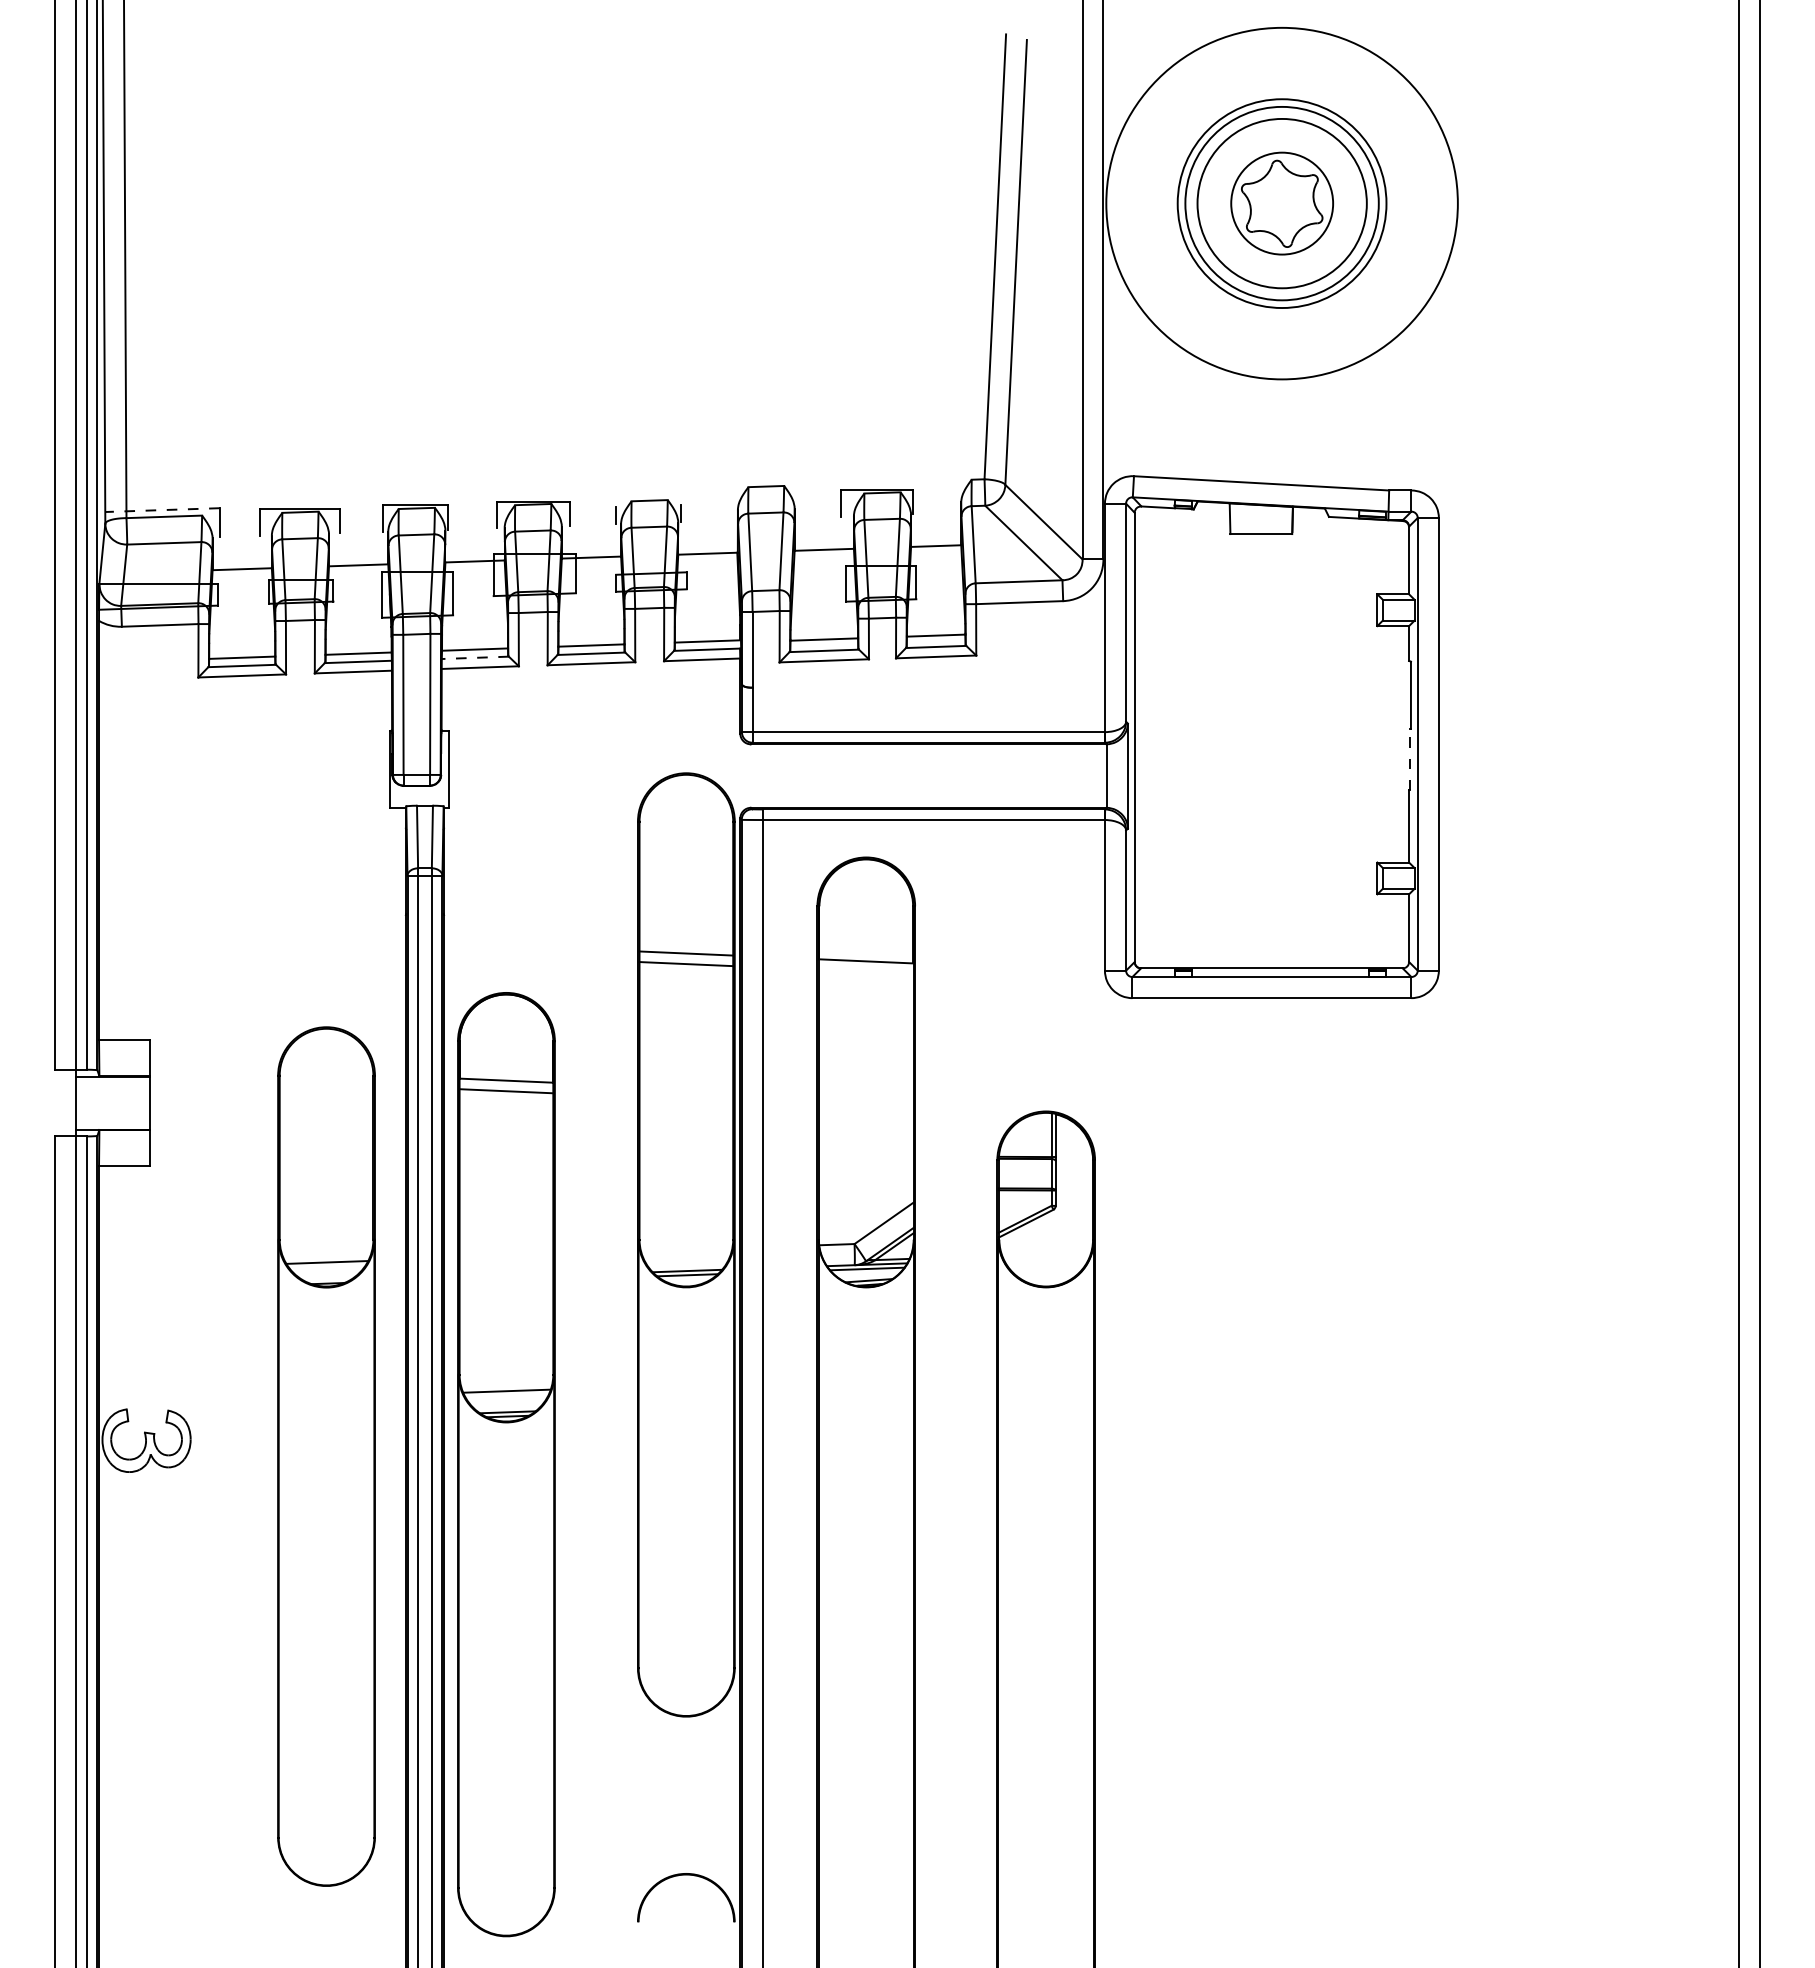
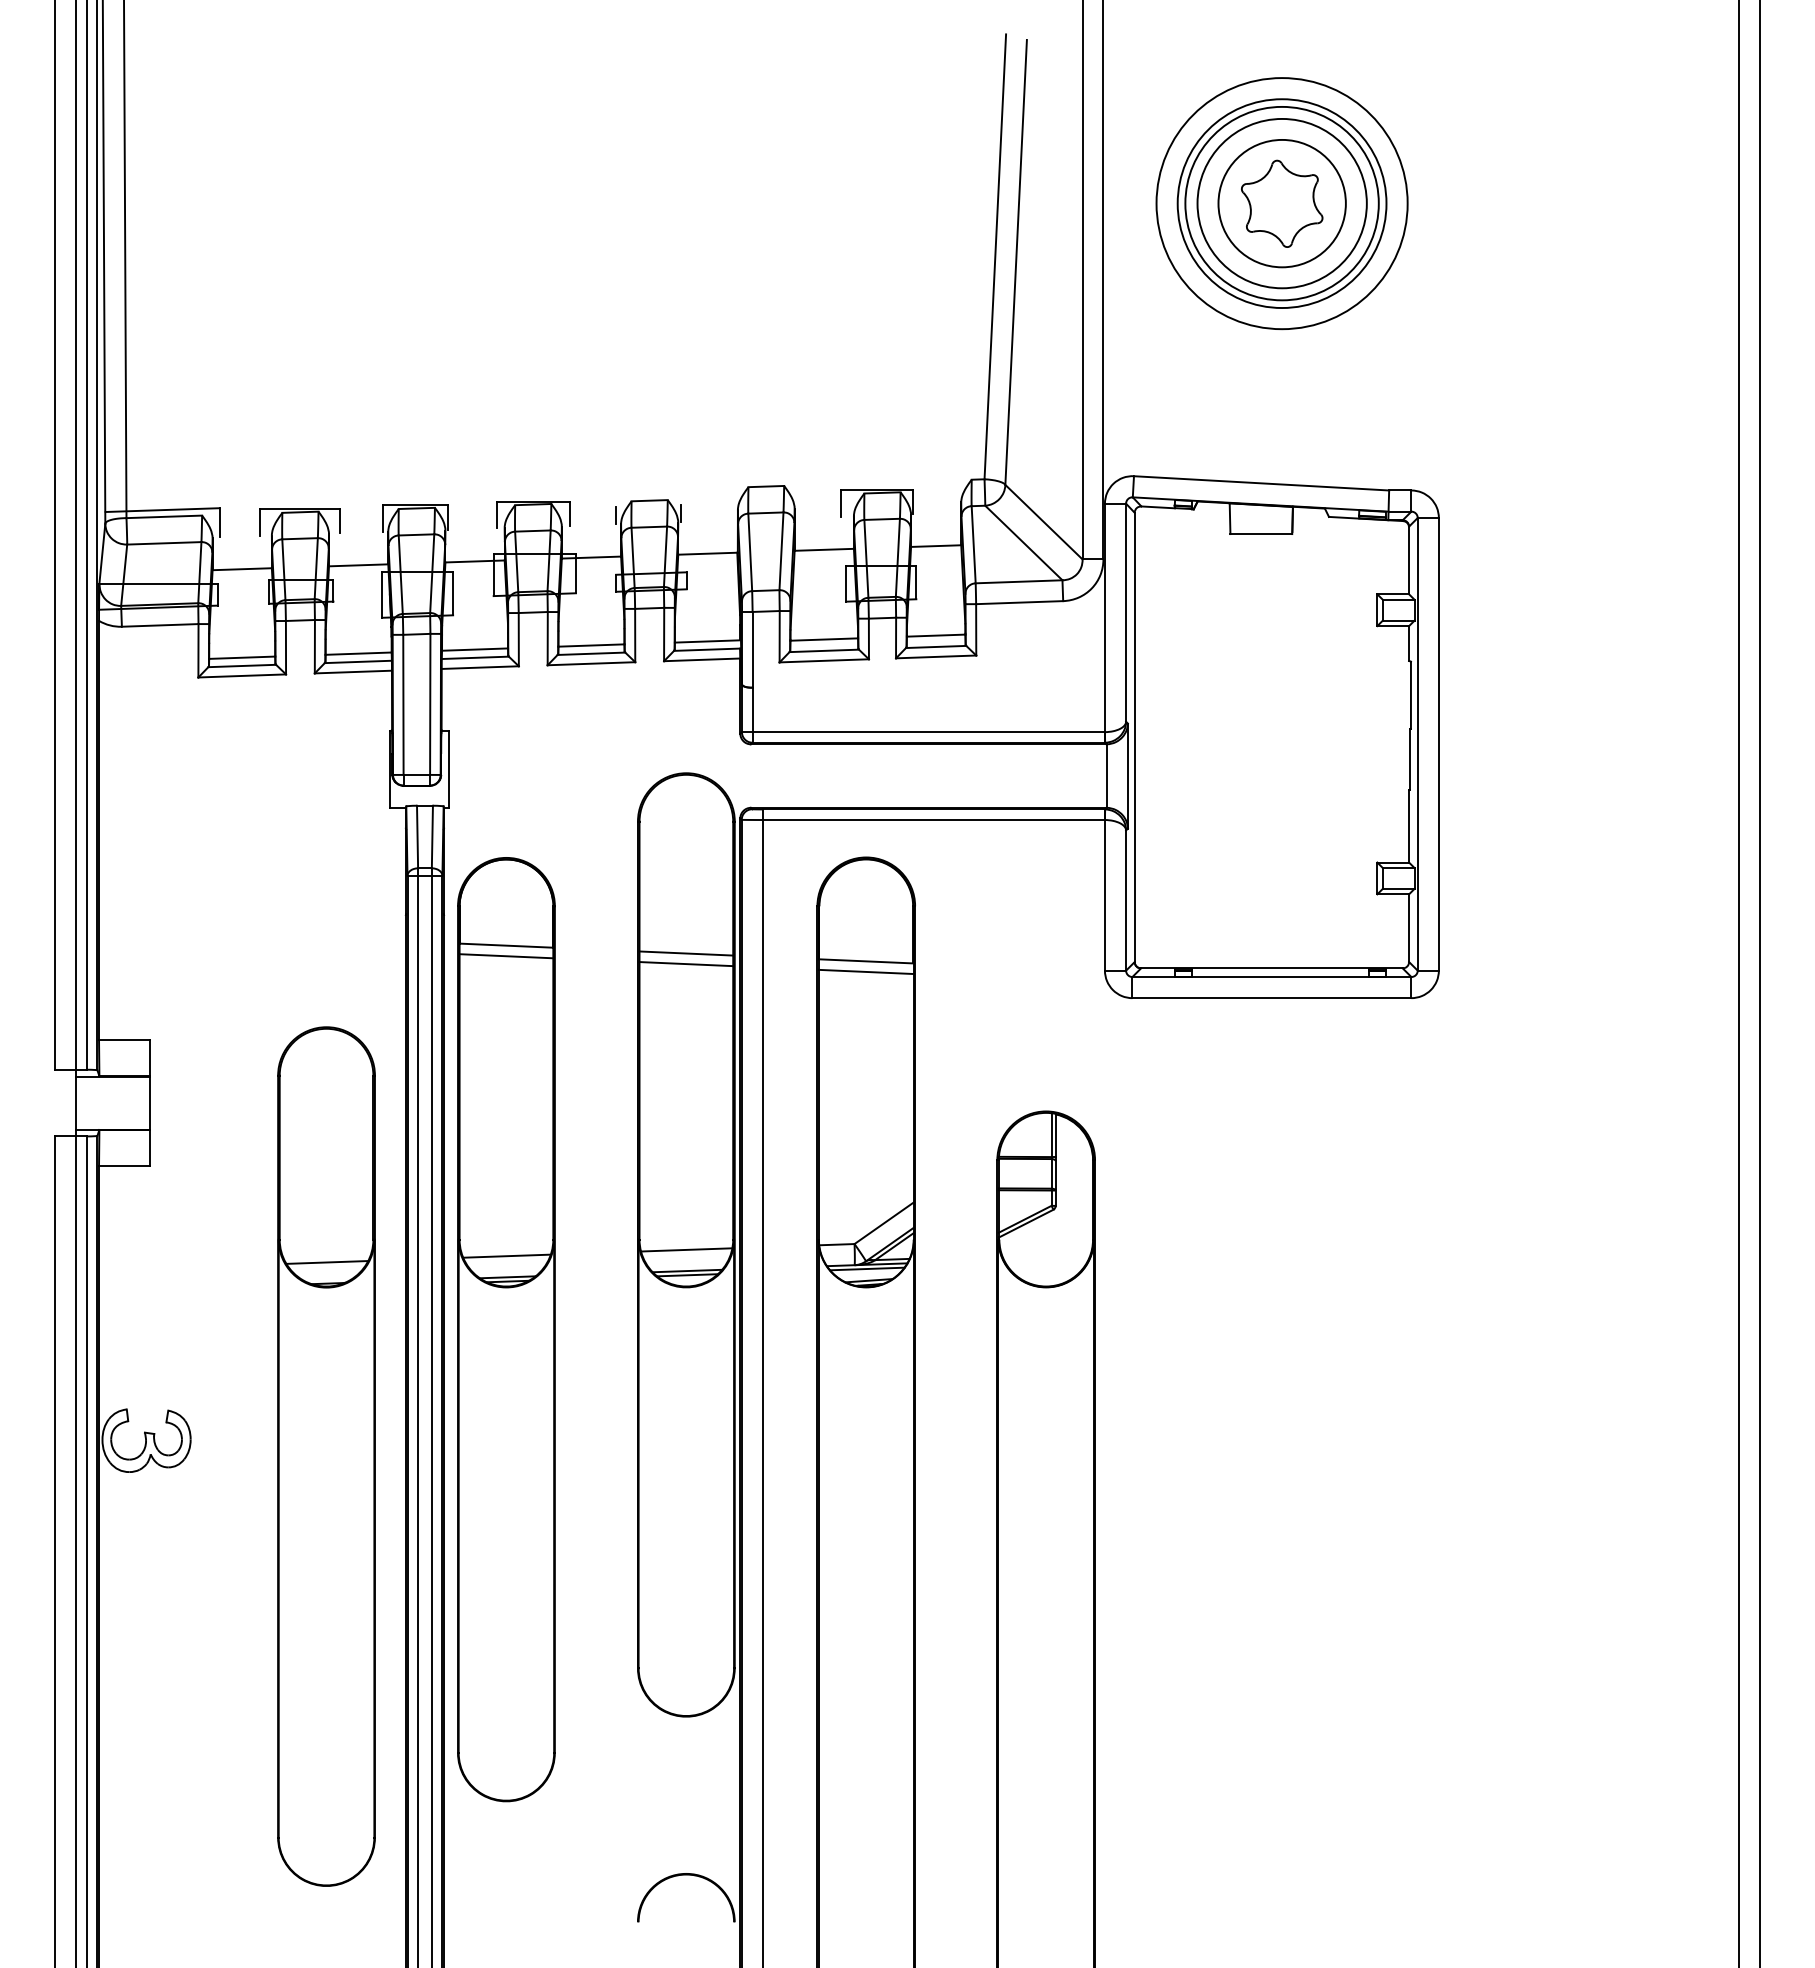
circle diameter: 352 px -> 251 px (1281, 203)
circle diameter: 102 px -> 127 px (1281, 203)
line: dashed -> solid (162, 510)
line: dashed -> solid (475, 657)
line: dashed -> solid (1409, 759)
line: none -> present (865, 971)
line: none -> present (686, 1249)
part position: (506, 1464) -> (506, 1329) (506, 1329)
